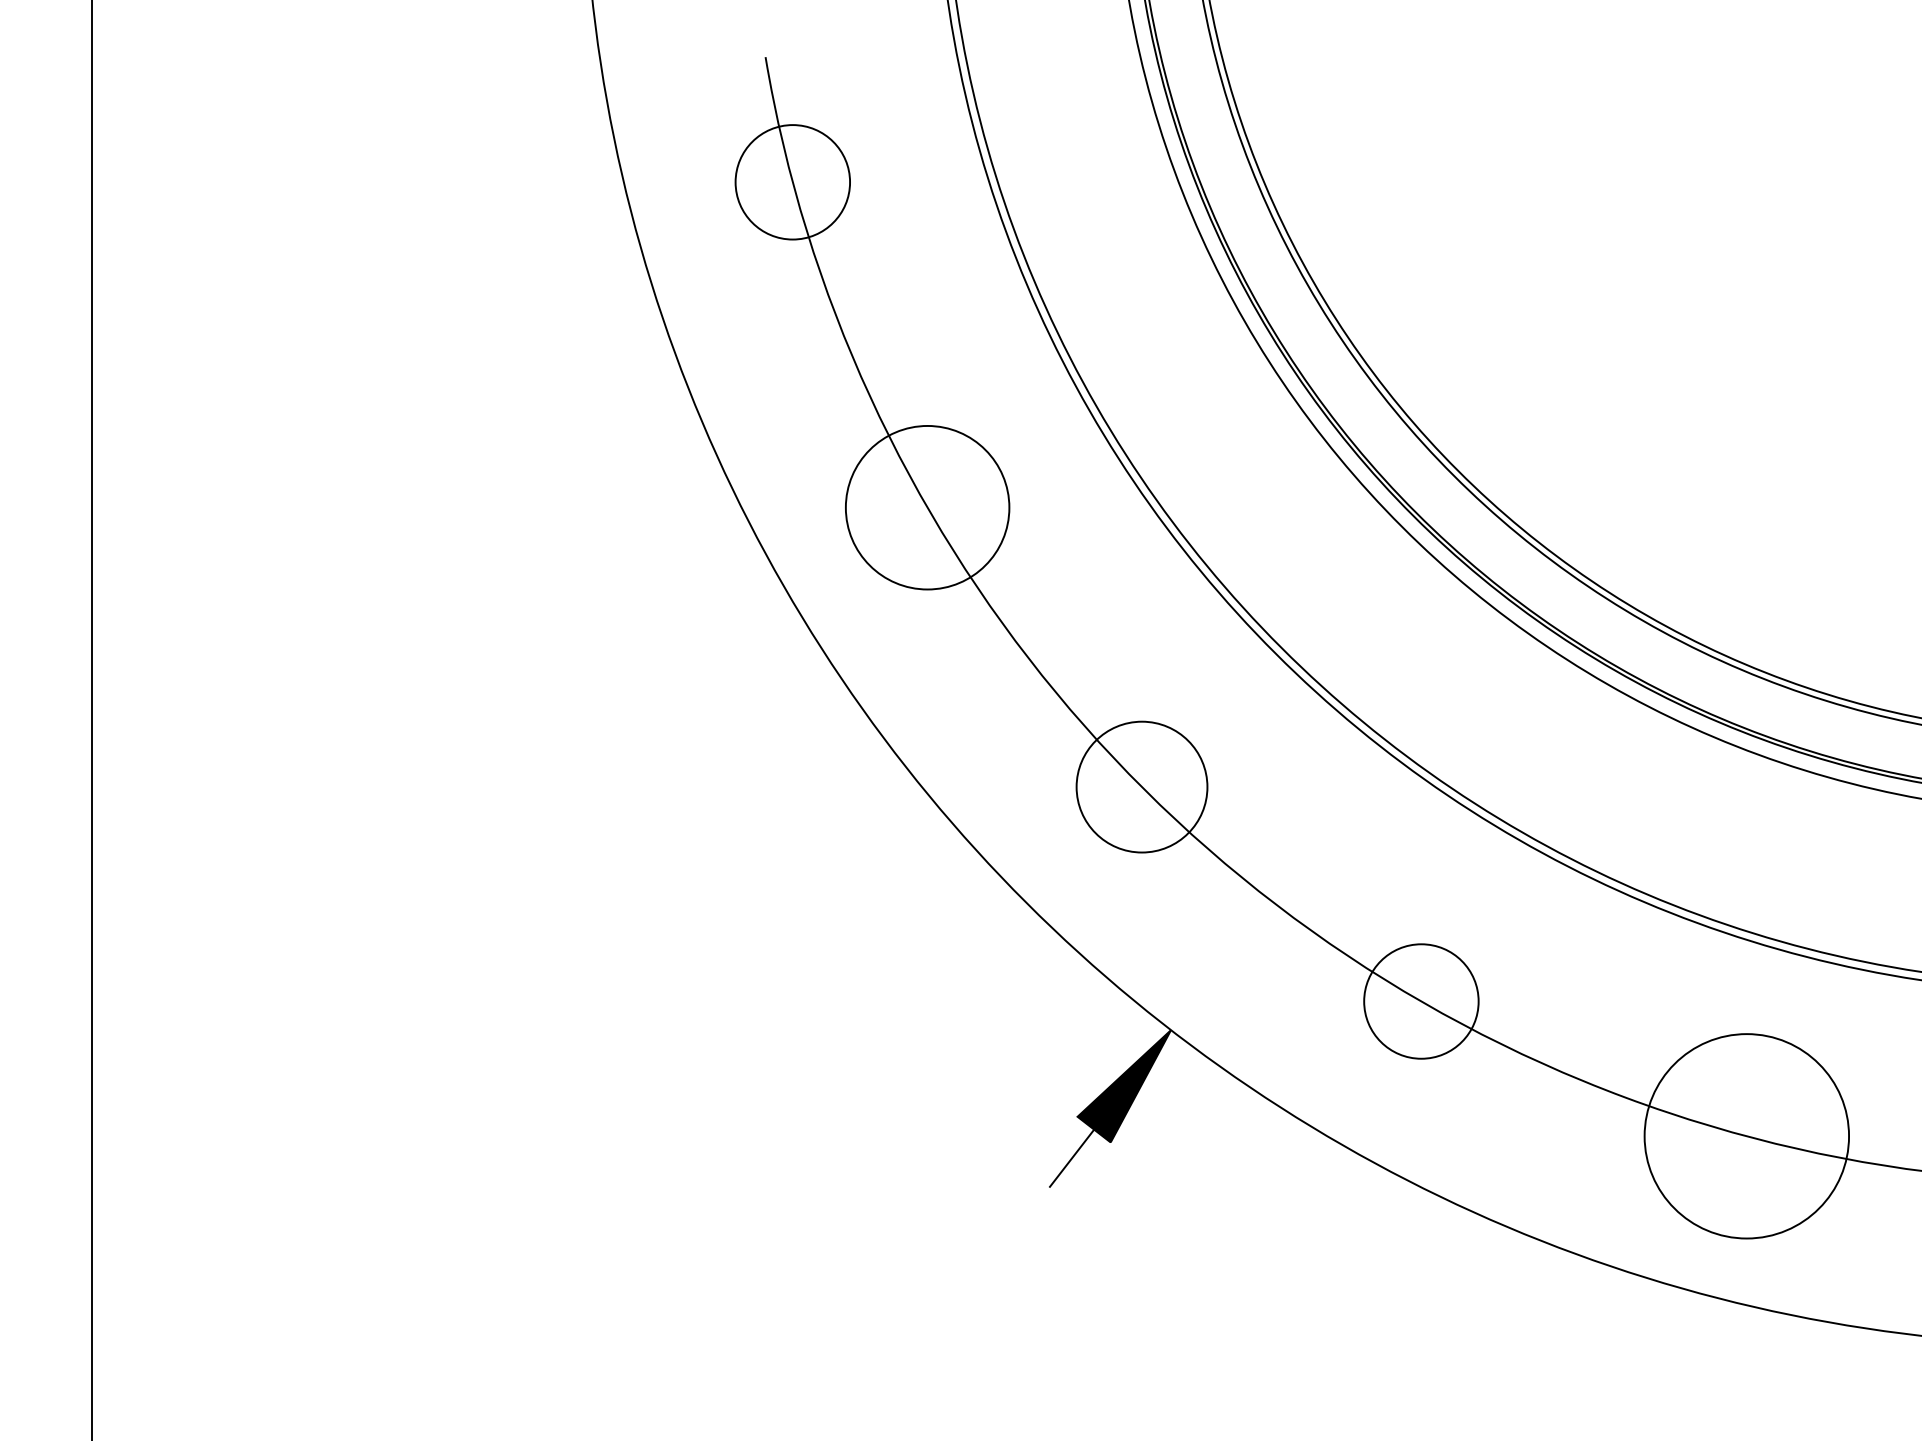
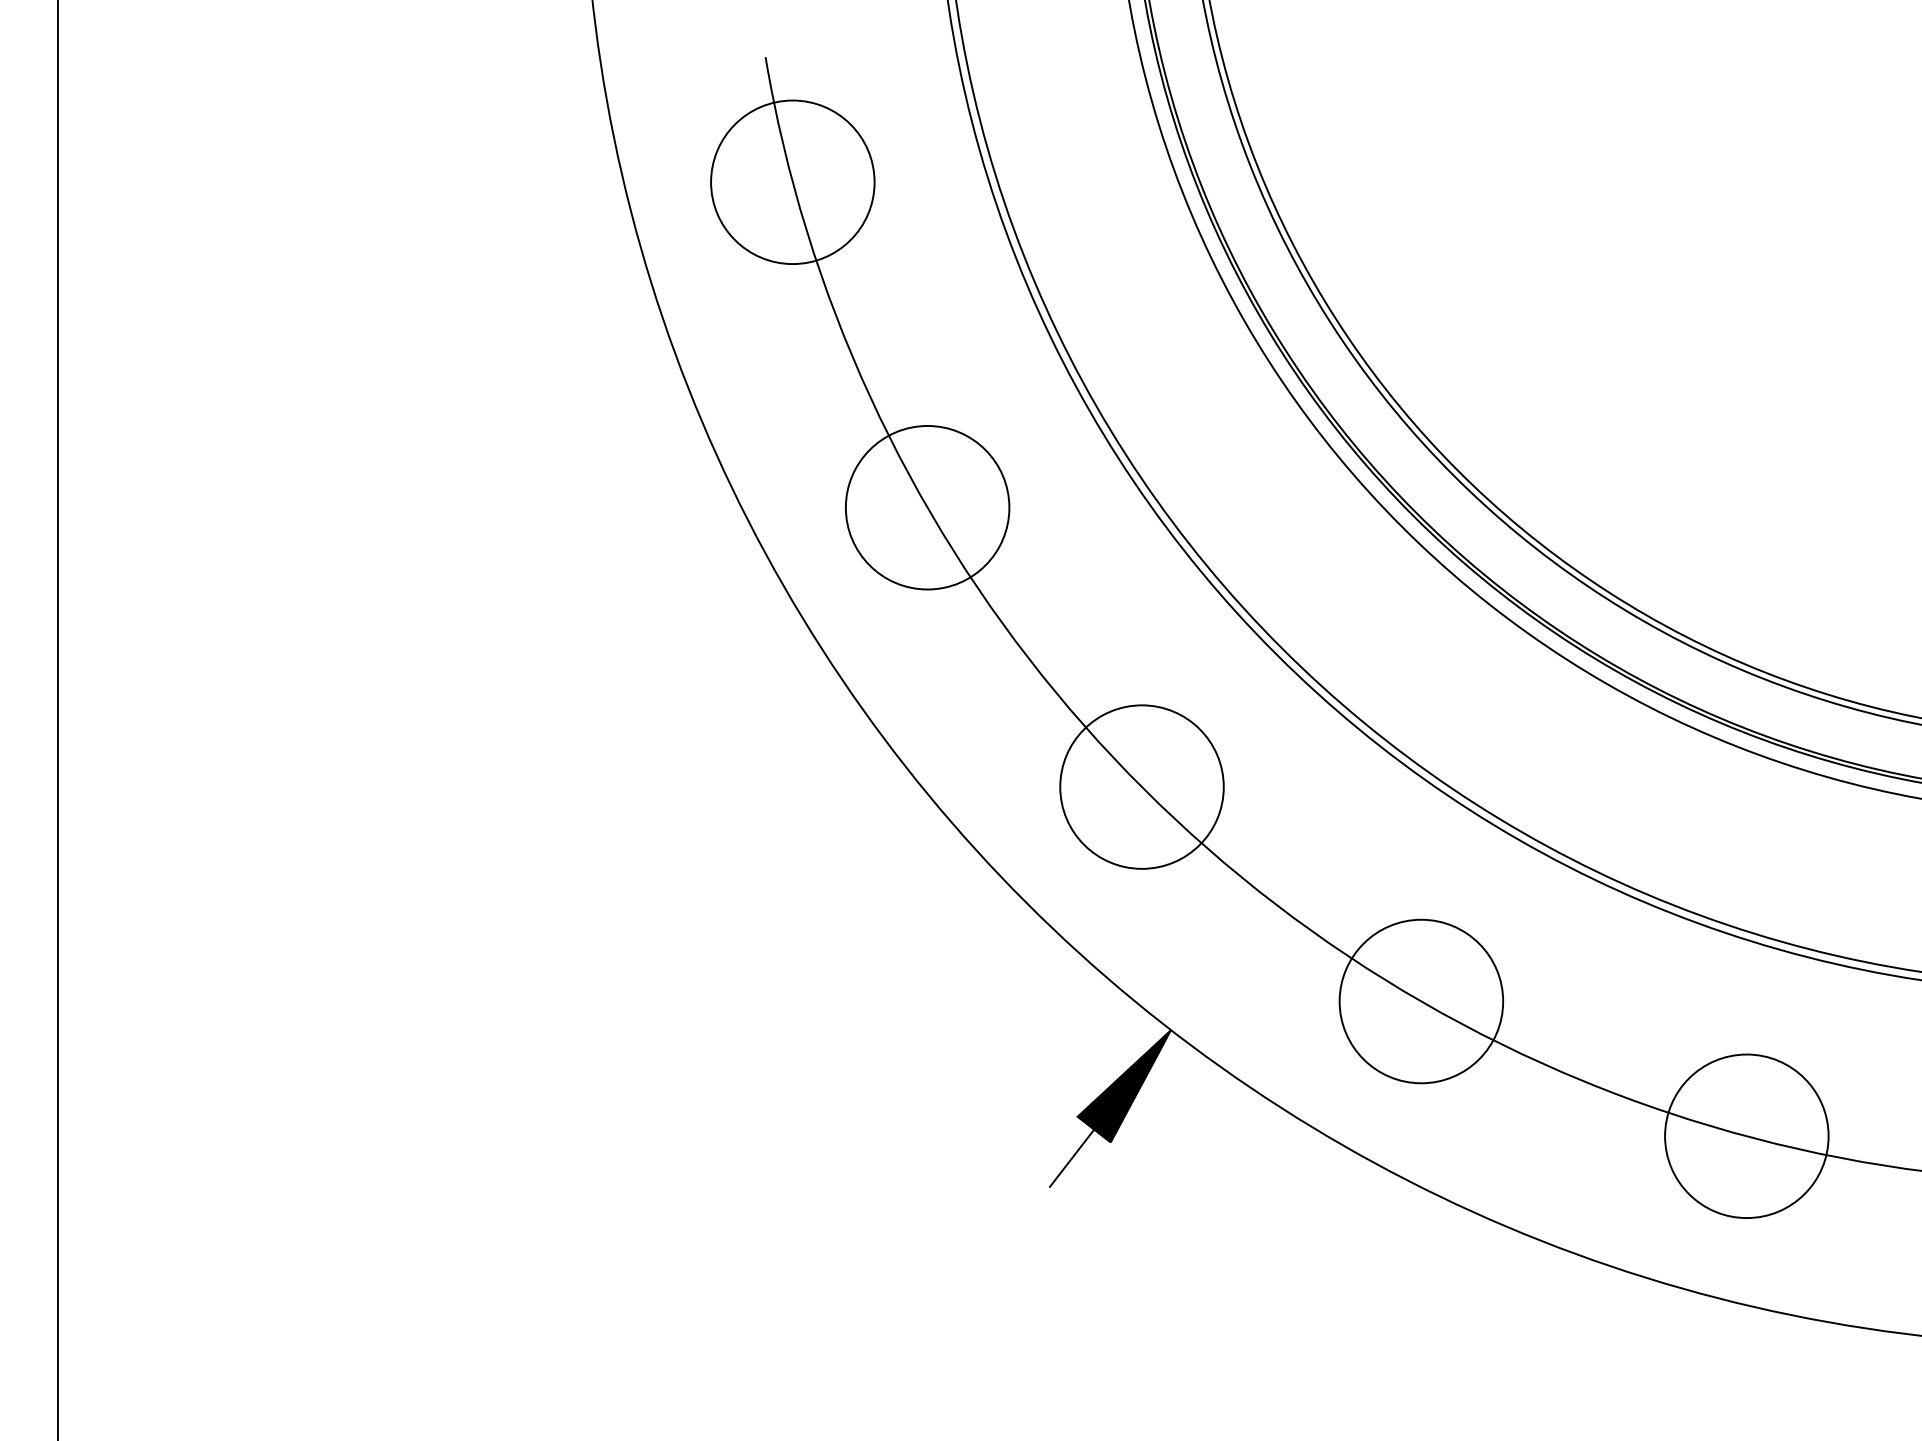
circle diameter: 114 px -> 164 px (792, 182)
line position: (91, 719) -> (57, 719) (57, 719)
circle diameter: 131 px -> 164 px (1141, 786)
circle diameter: 114 px -> 164 px (1421, 1001)
circle diameter: 204 px -> 164 px (1746, 1136)
